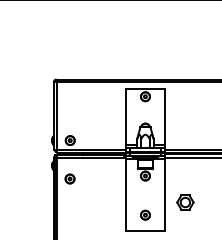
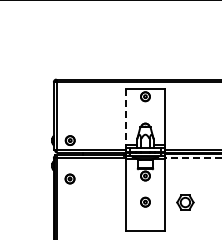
line: solid -> dashed (125, 117)
line: solid -> dashed (193, 158)
part position: (145, 214) -> (145, 201) (145, 201)
